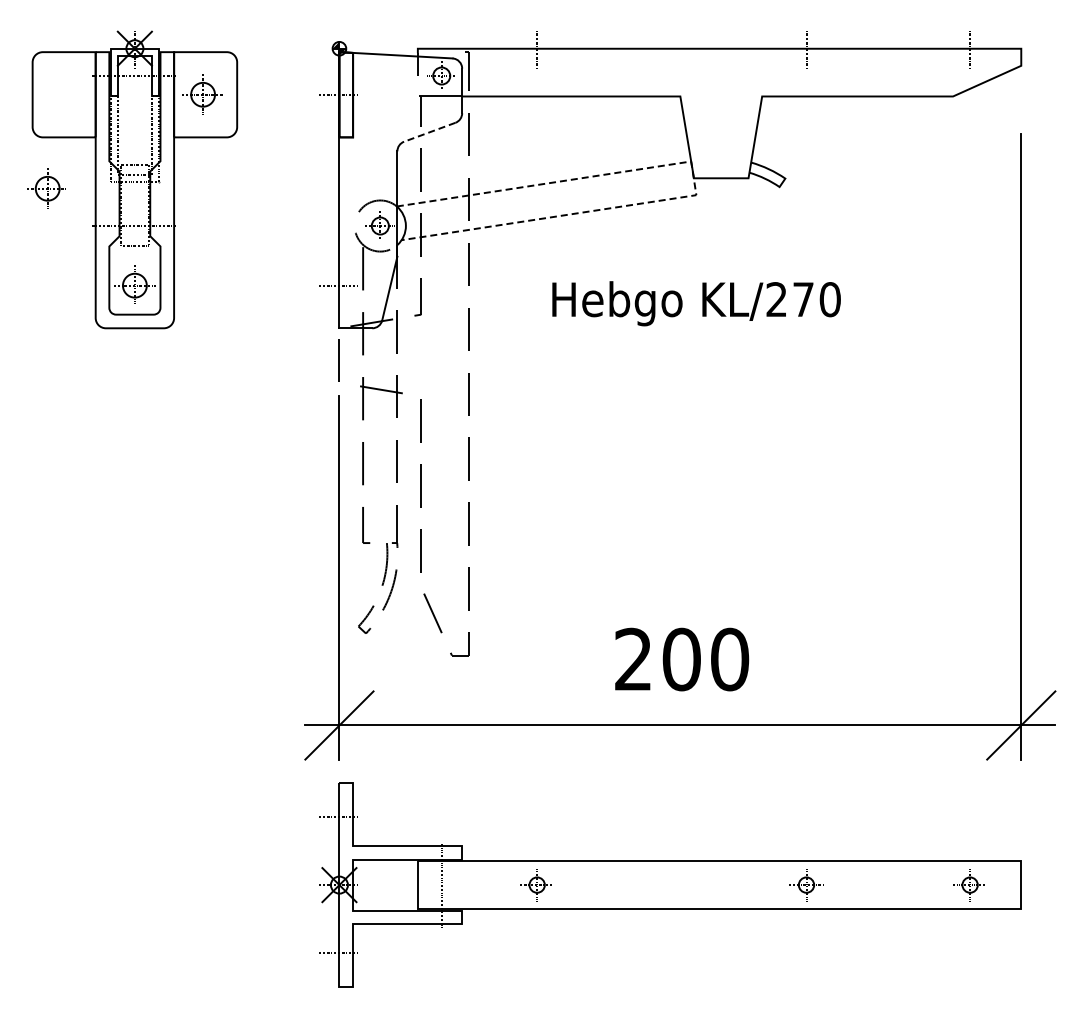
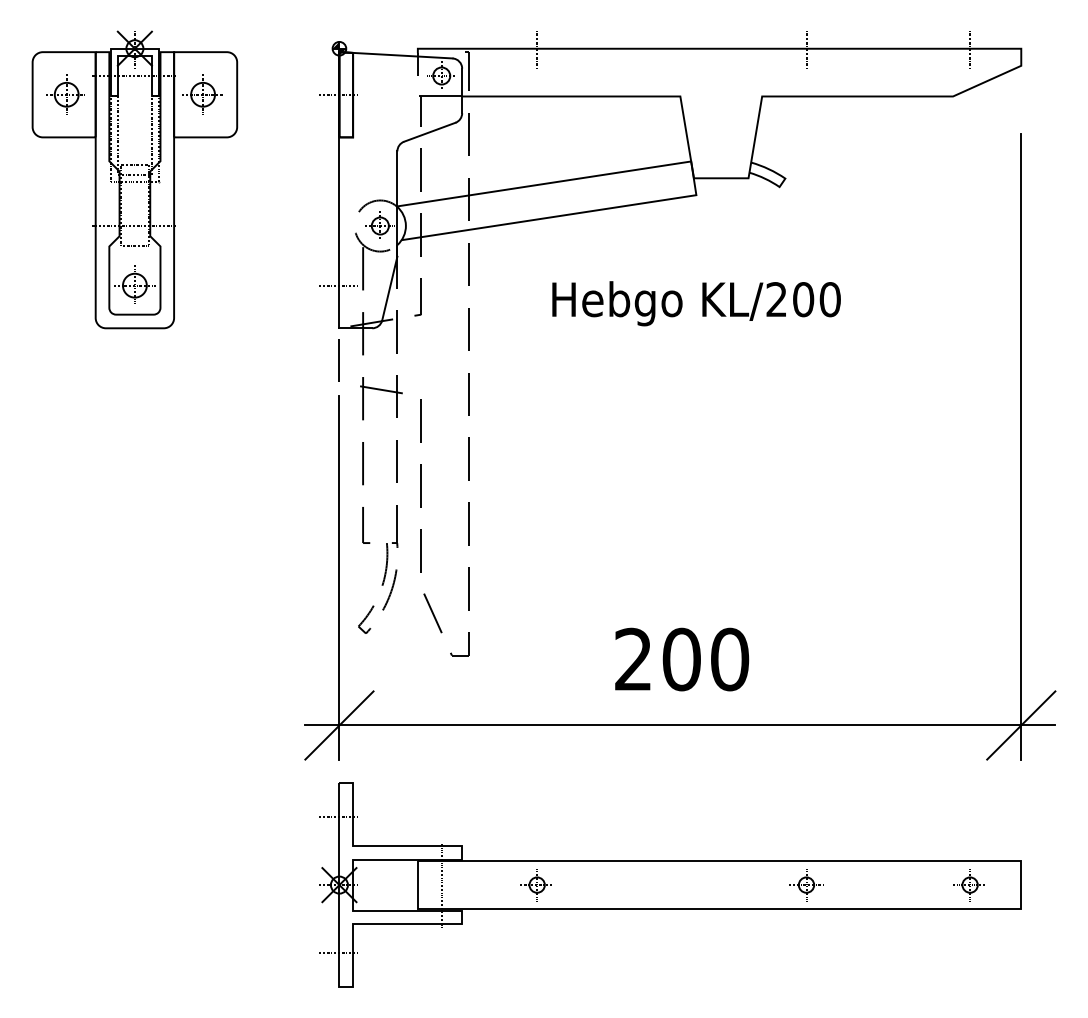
line: dashed -> solid (429, 132)
line: dashed -> solid (693, 178)
part position: (46, 188) -> (65, 94) (65, 94)
text: KL/270 -> KL/200 (803, 299)
